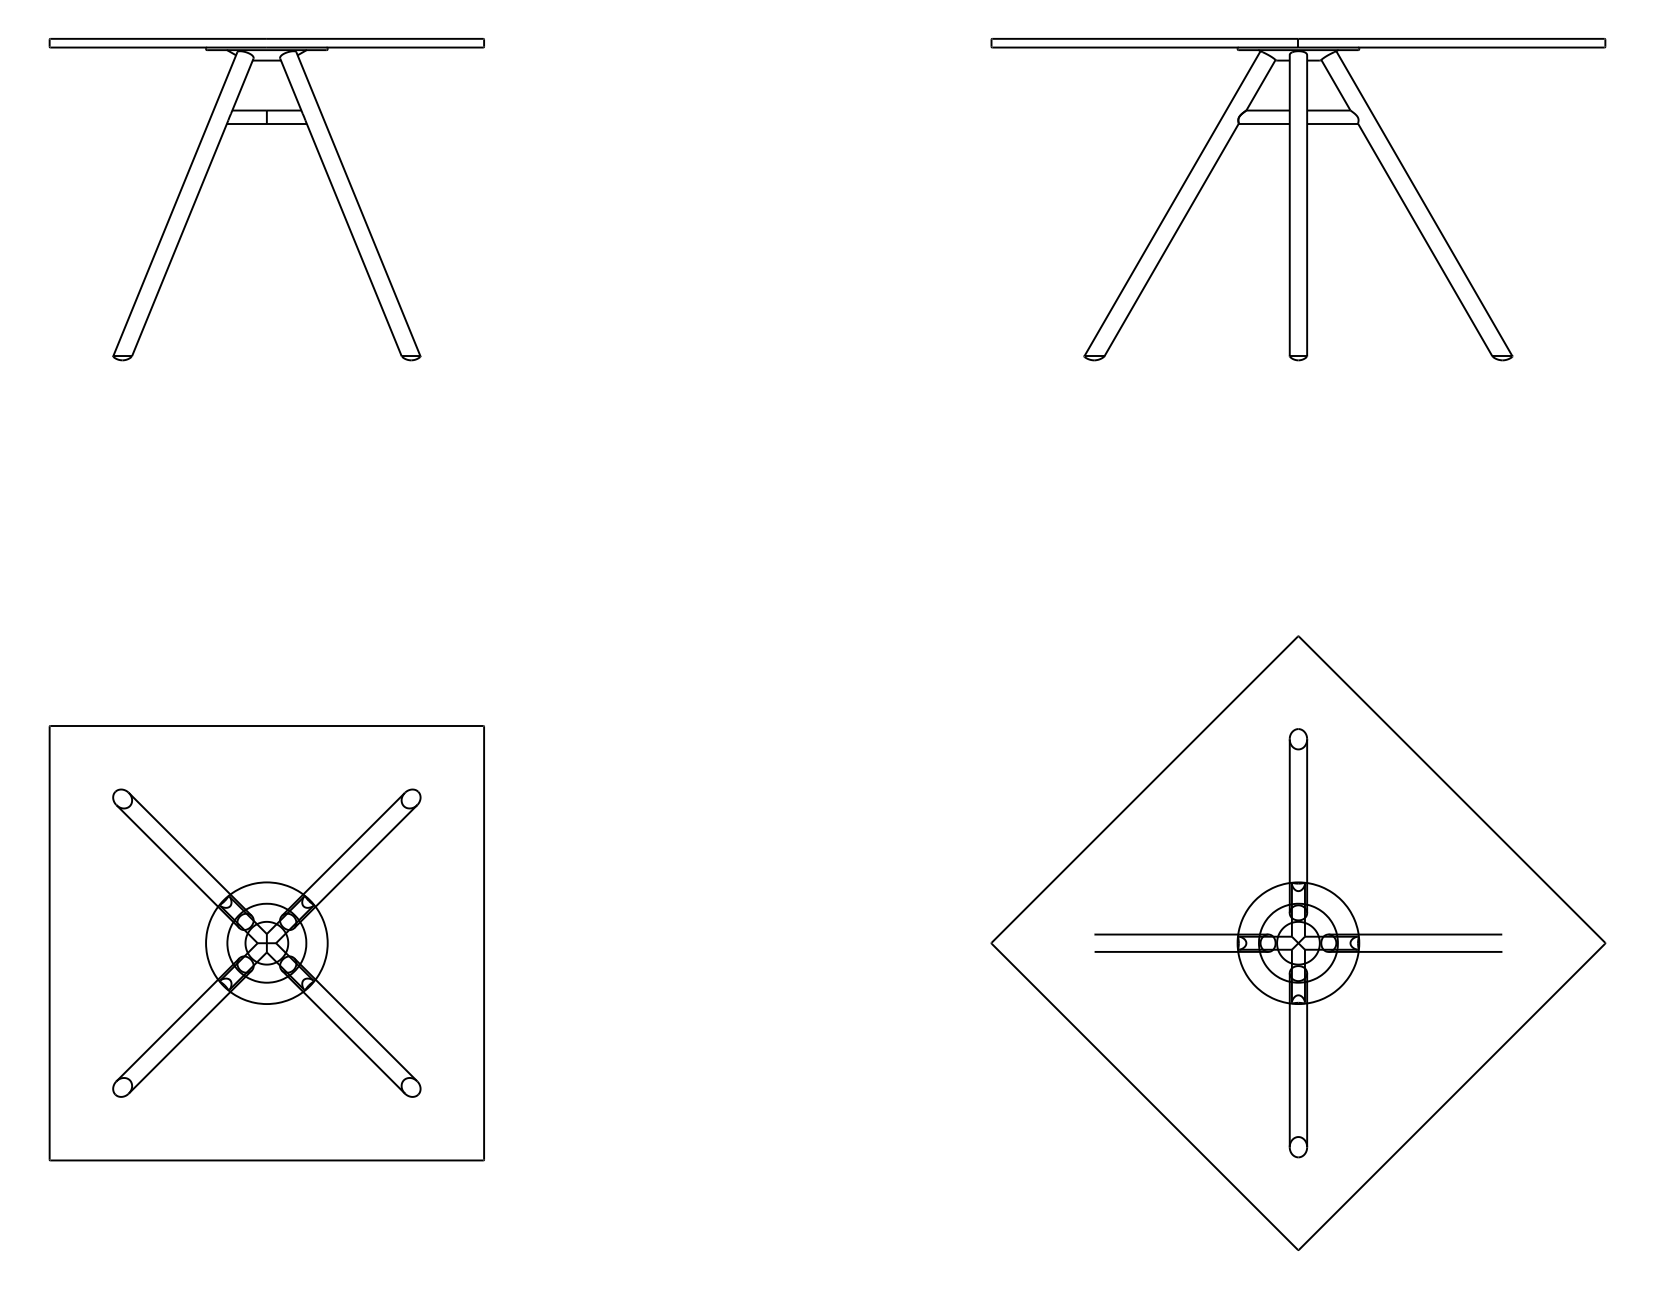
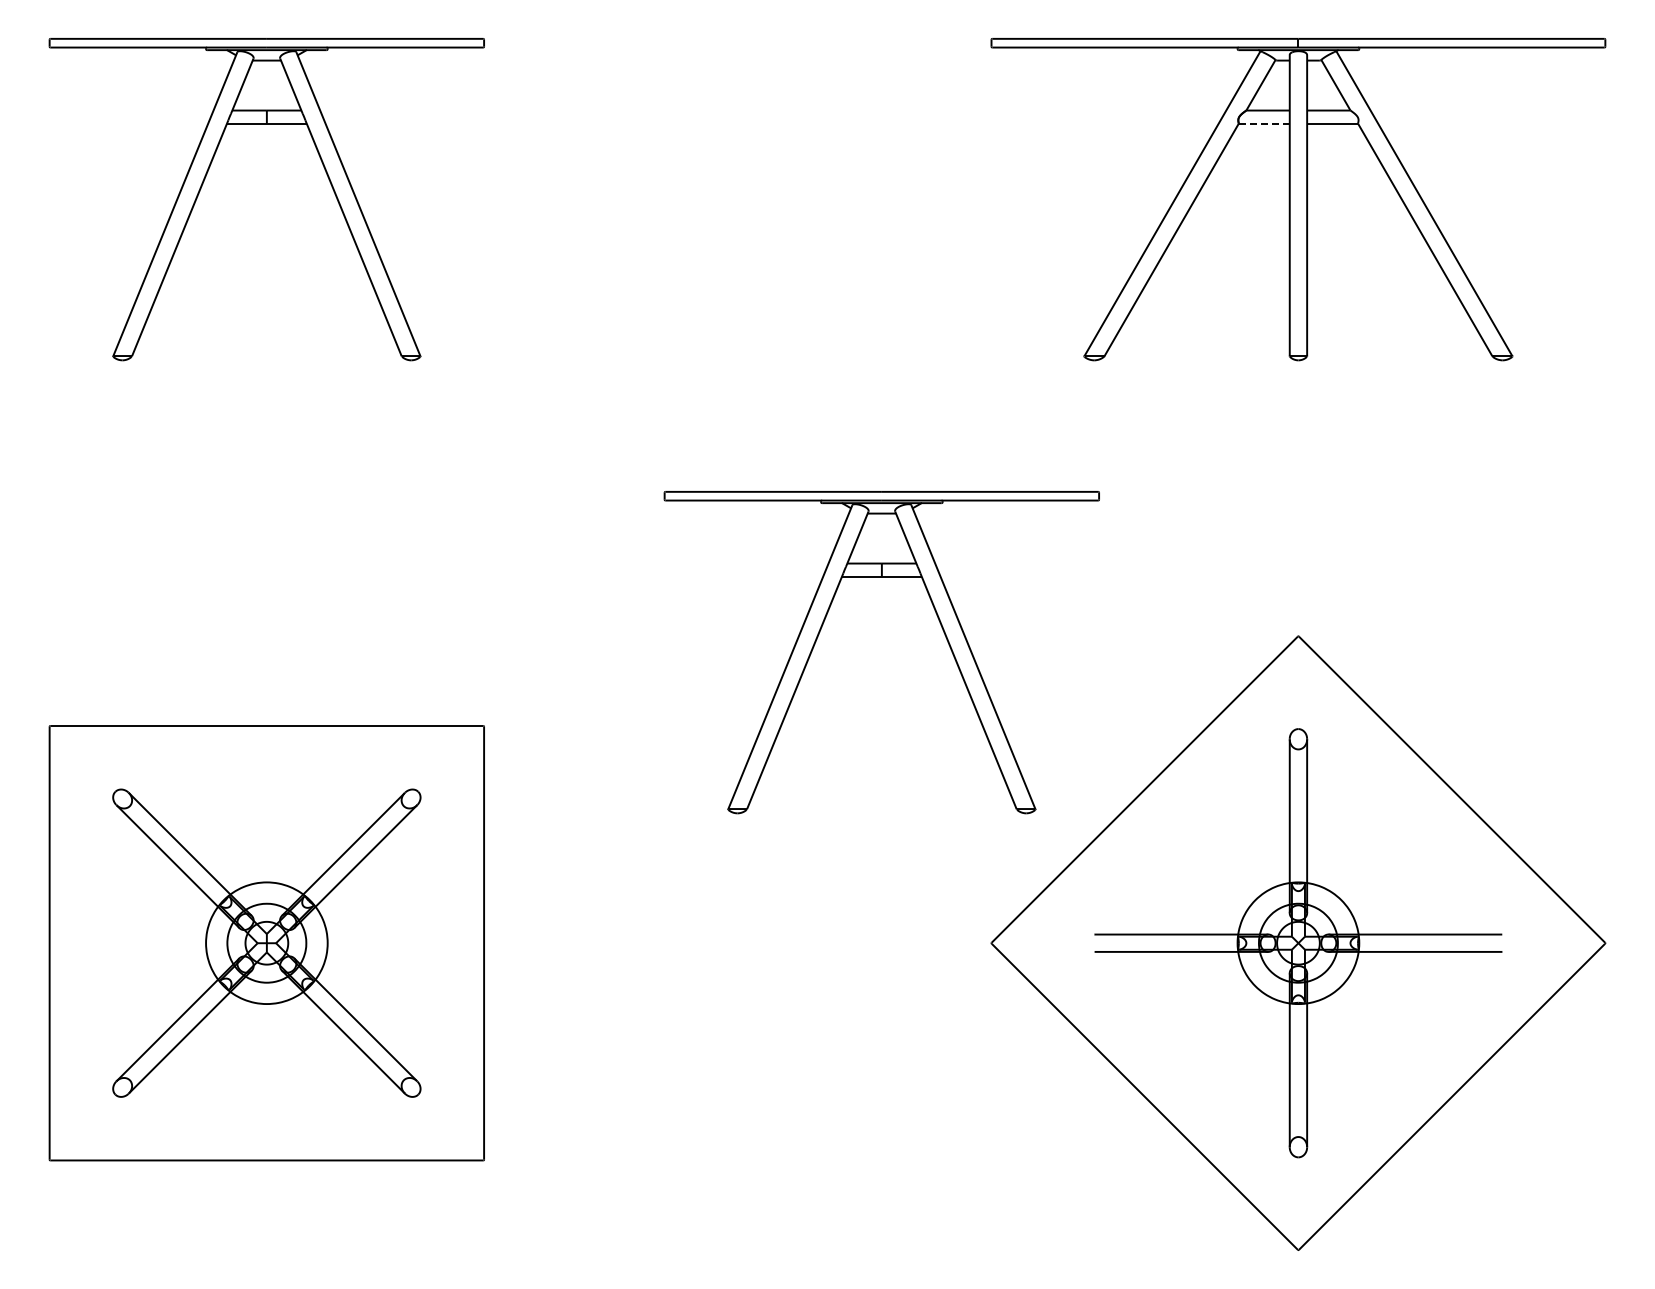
line: solid -> dashed (1264, 123)
part: none -> present (822, 627)
